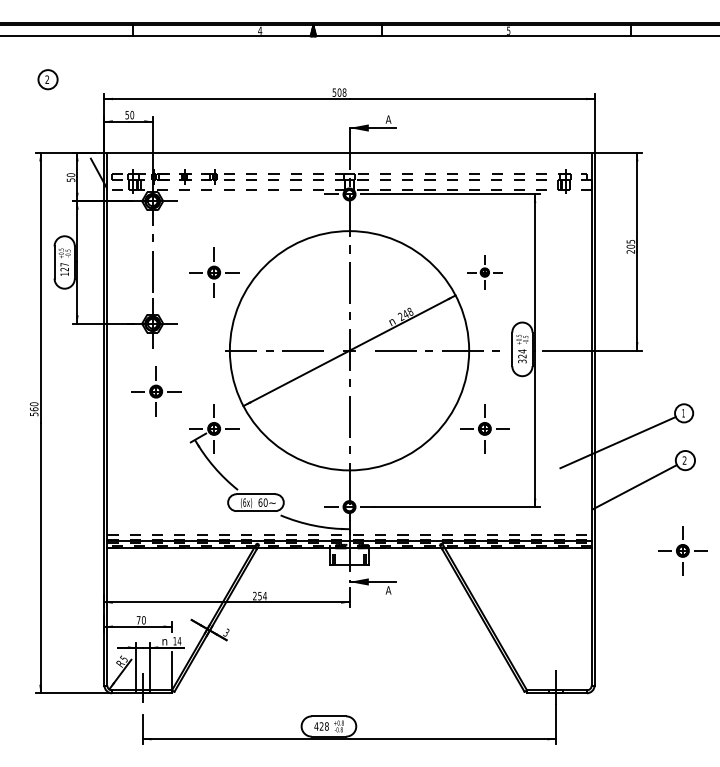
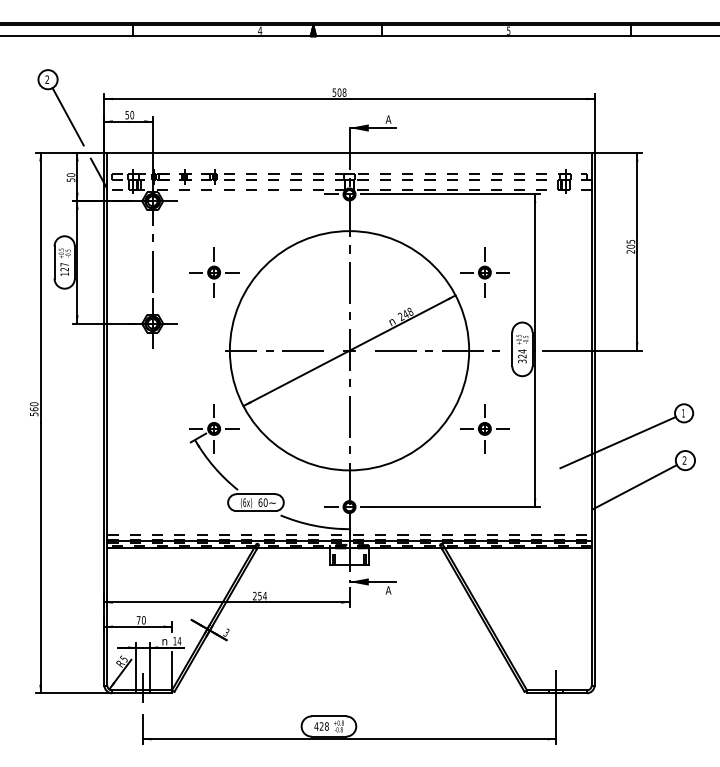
line: none -> present (67, 116)
part size: 36x35 px -> 50x51 px (484, 272)
part: present -> none (156, 391)
part: present -> none (682, 550)
